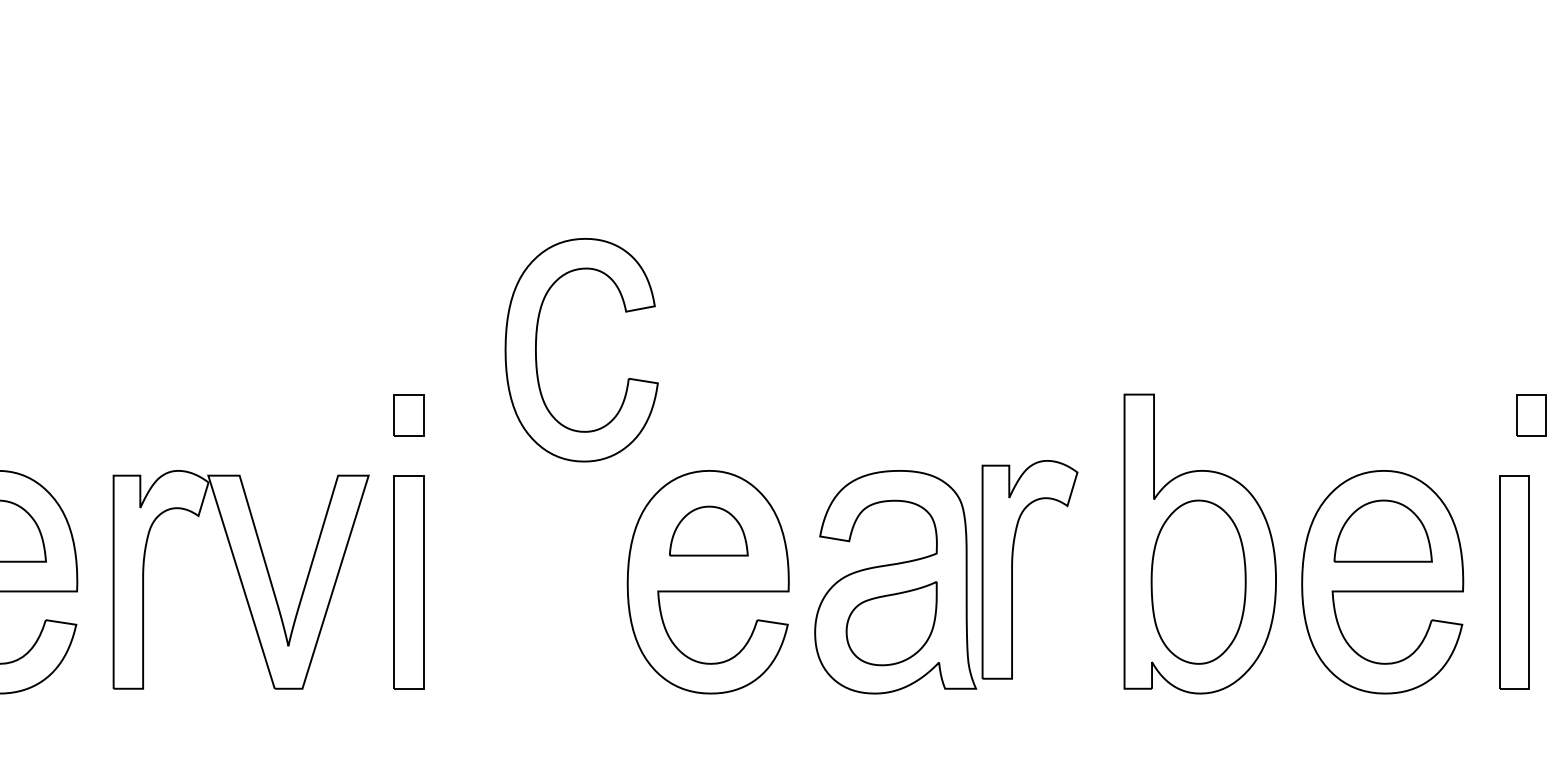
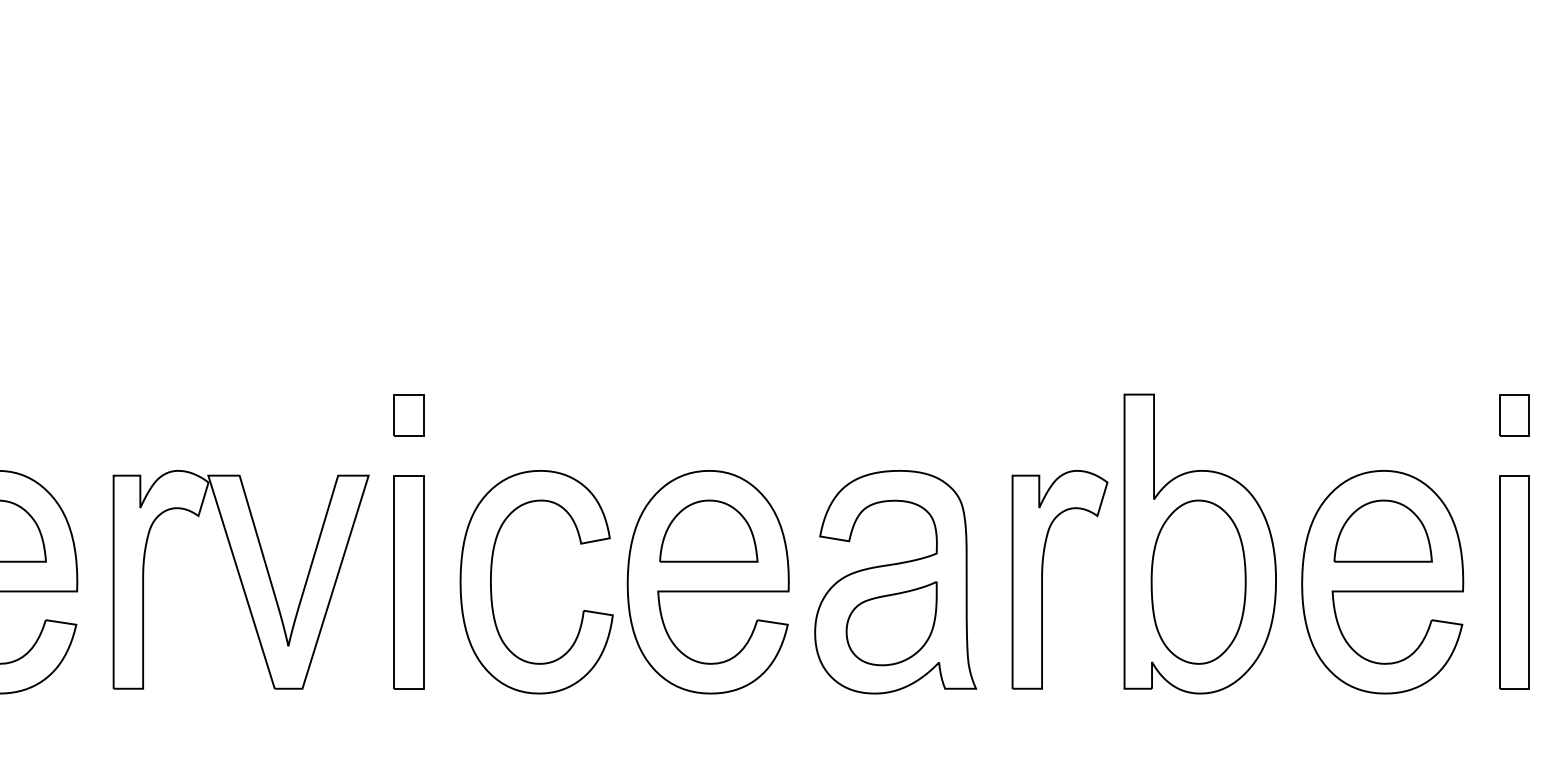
part position: (536, 350) -> (491, 582) (491, 582)
part position: (1531, 415) -> (1514, 415) (1514, 415)
part size: 80x52 px -> 100x64 px (708, 530)
part position: (1012, 569) -> (1042, 579) (1042, 579)
